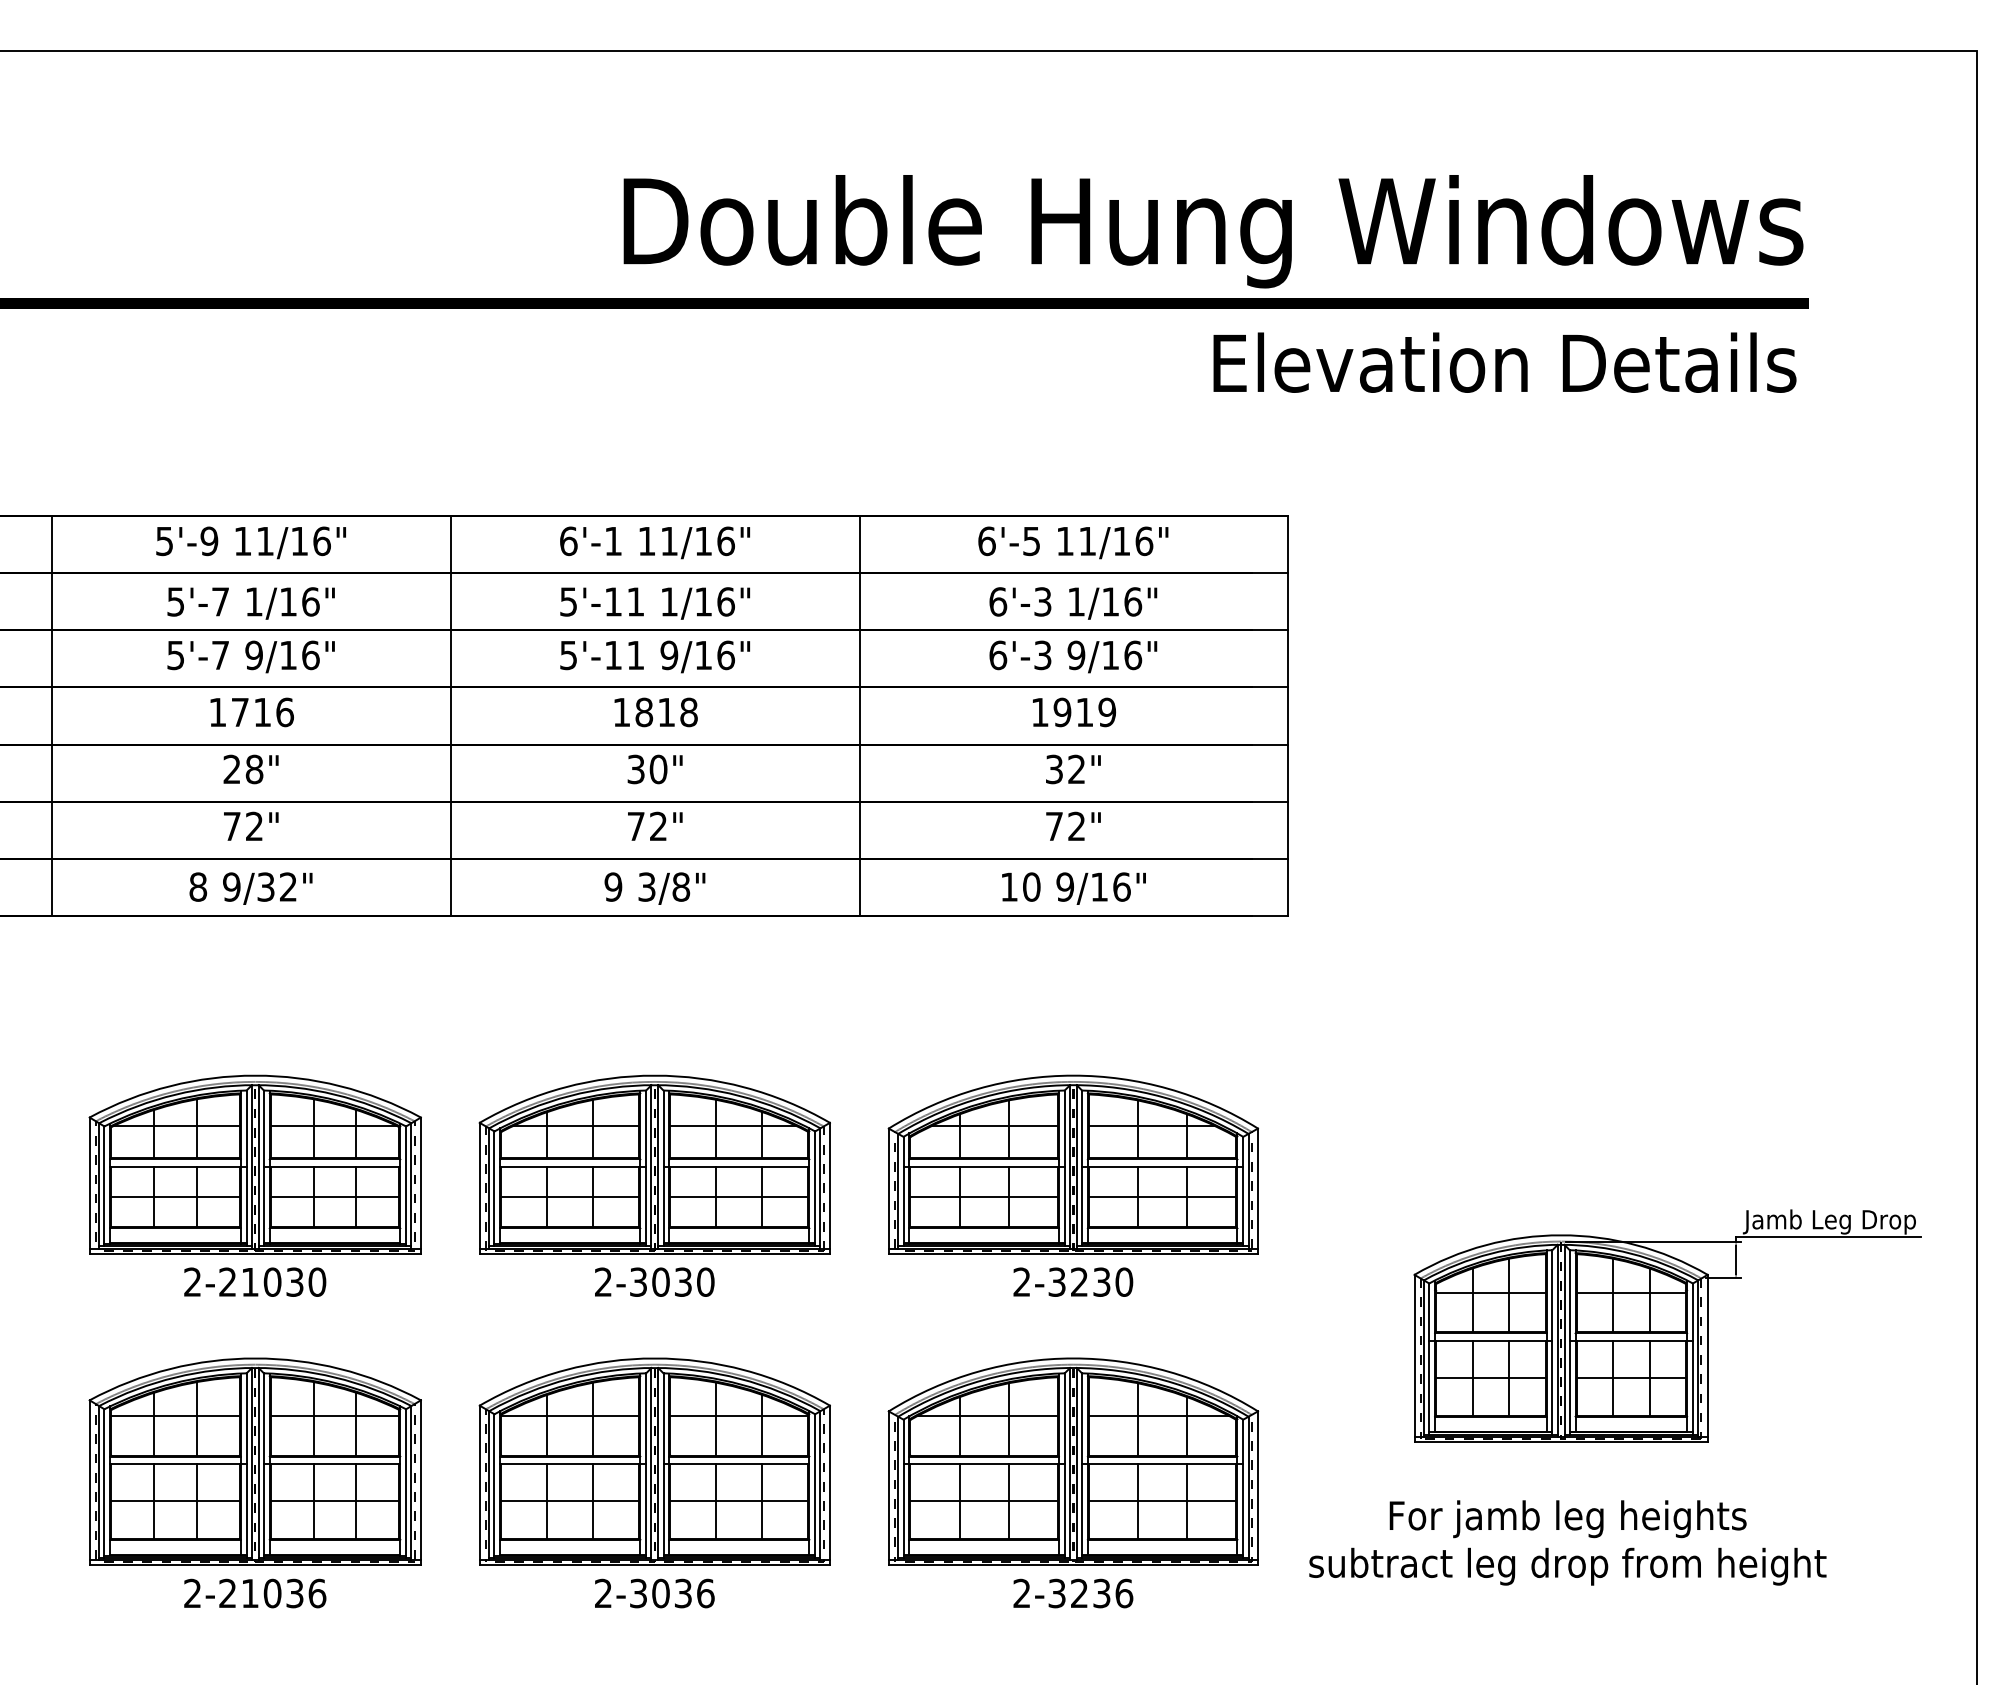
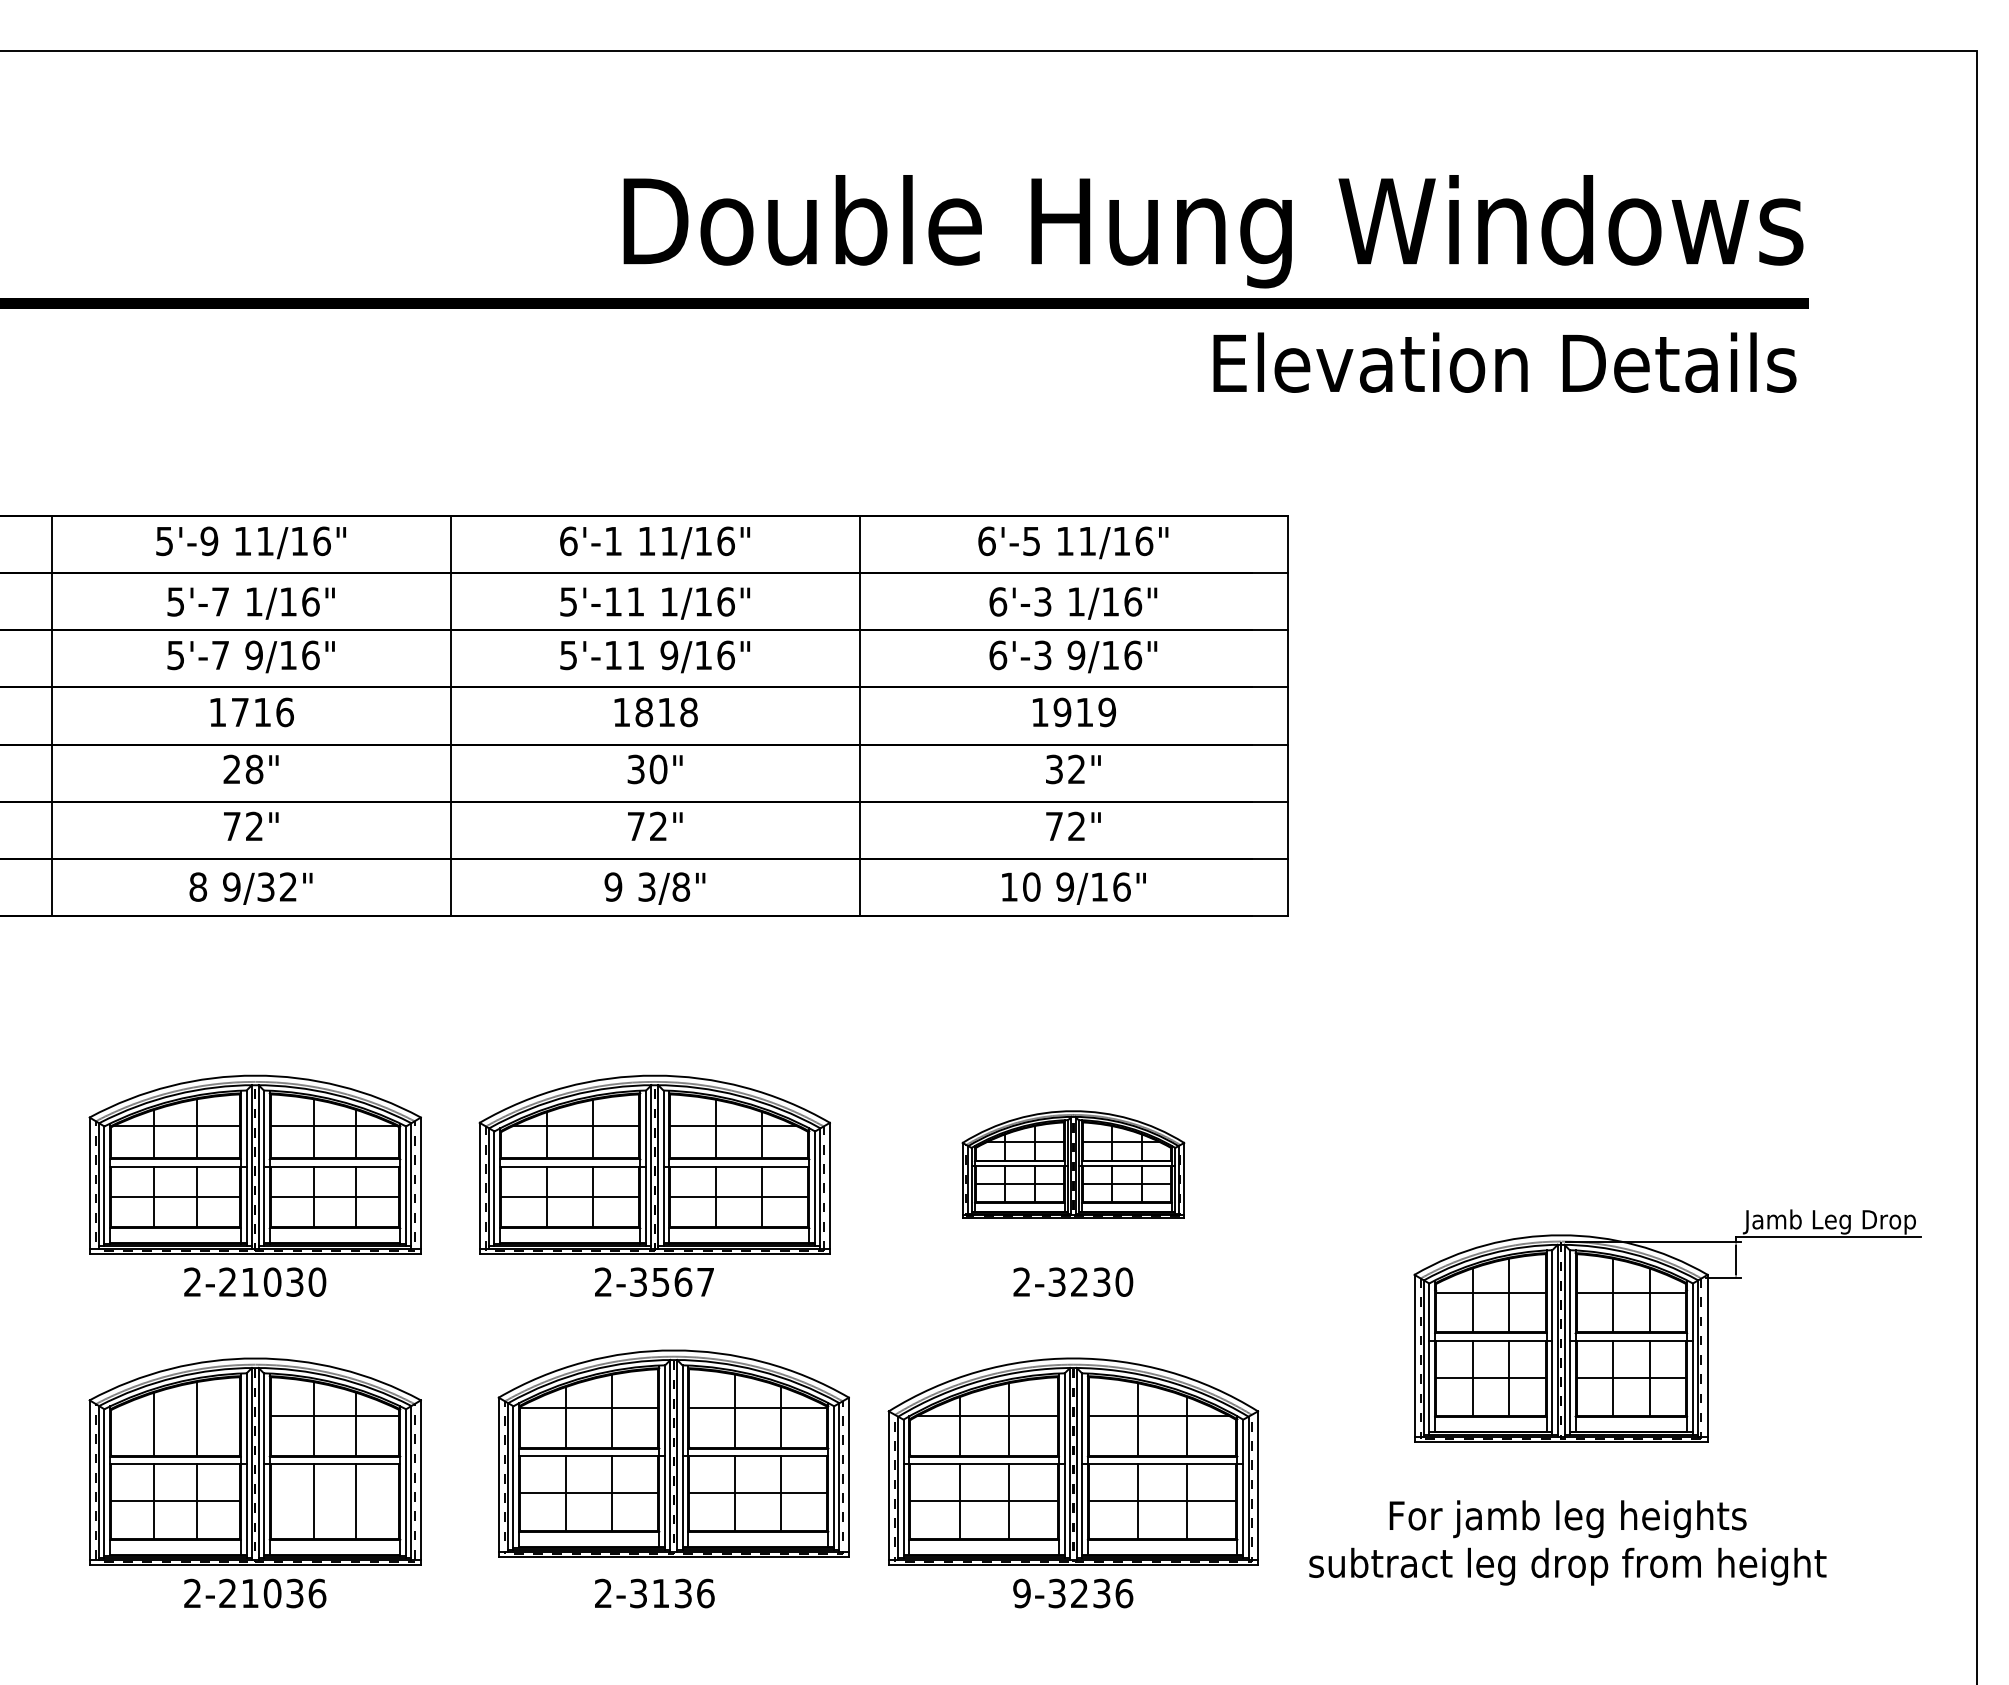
part size: 373x181 px -> 225x109 px (1073, 1164)
text: 2-3030 -> 2-3567 (683, 1281)
line: present -> none (175, 1416)
part position: (654, 1461) -> (673, 1453) (673, 1453)
line: present -> none (334, 1501)
text: 2-3036 -> 2-3136 (660, 1593)
text: 2-3236 -> 9-3236 (1021, 1593)
